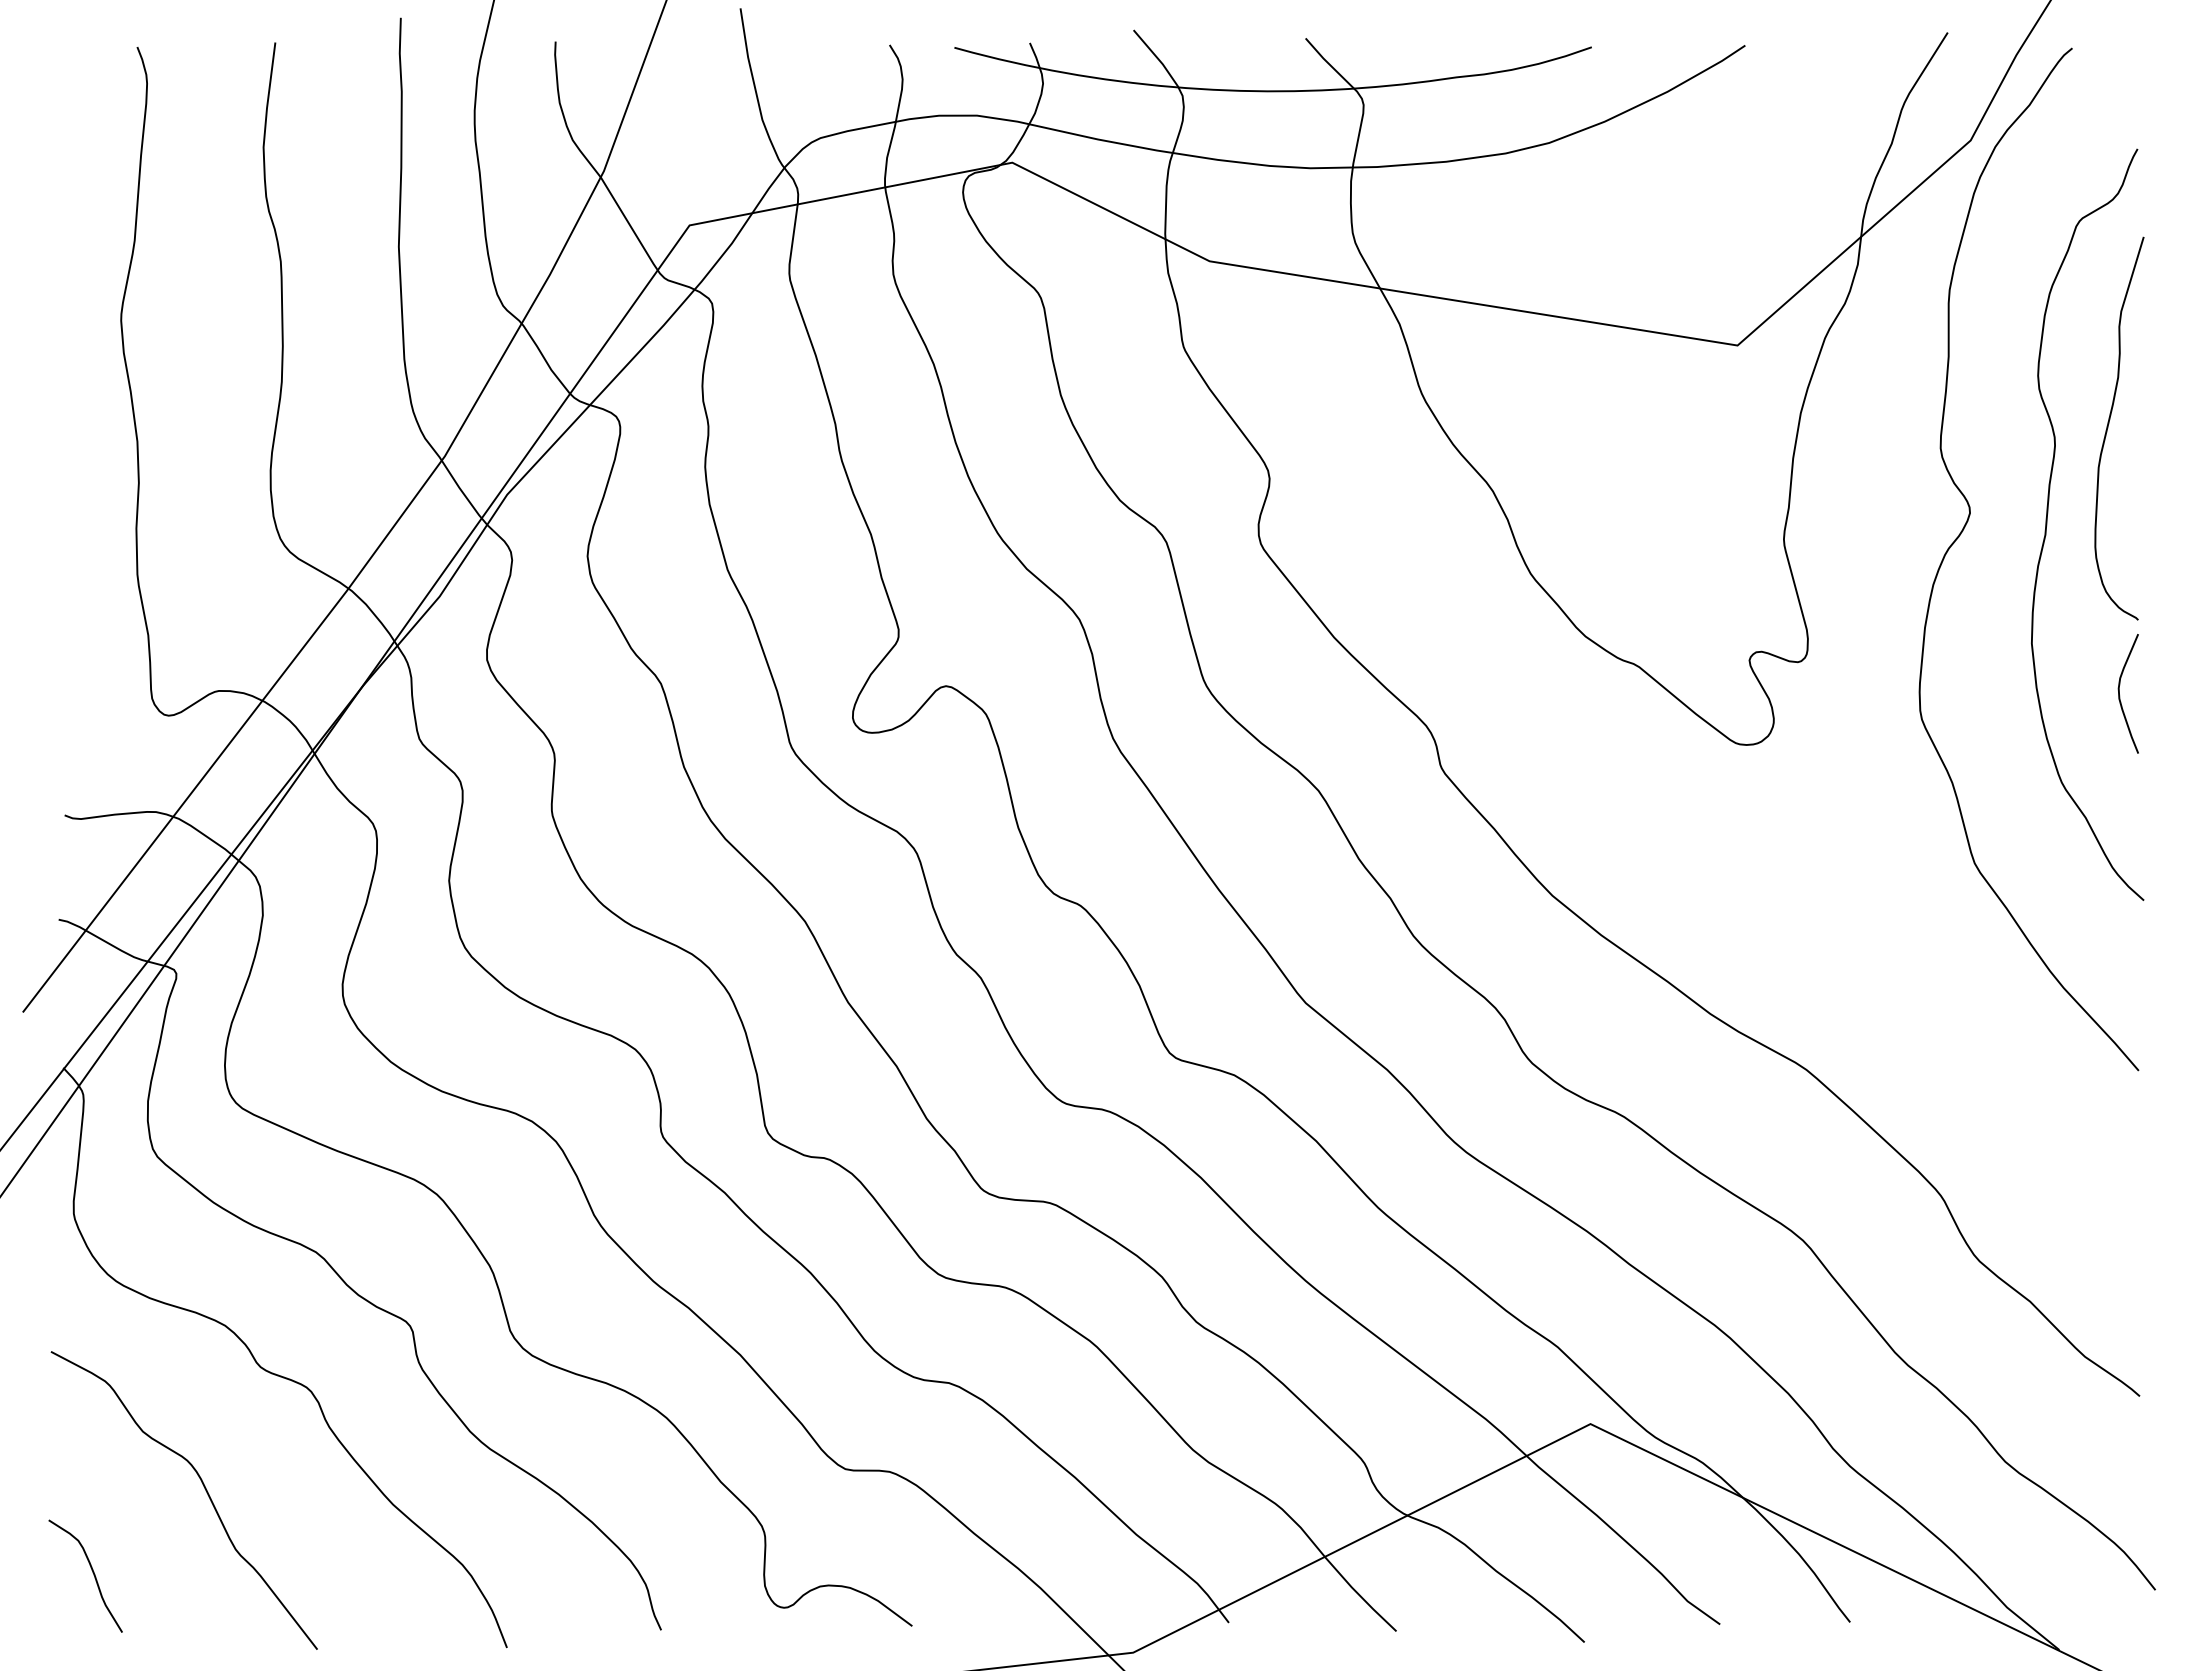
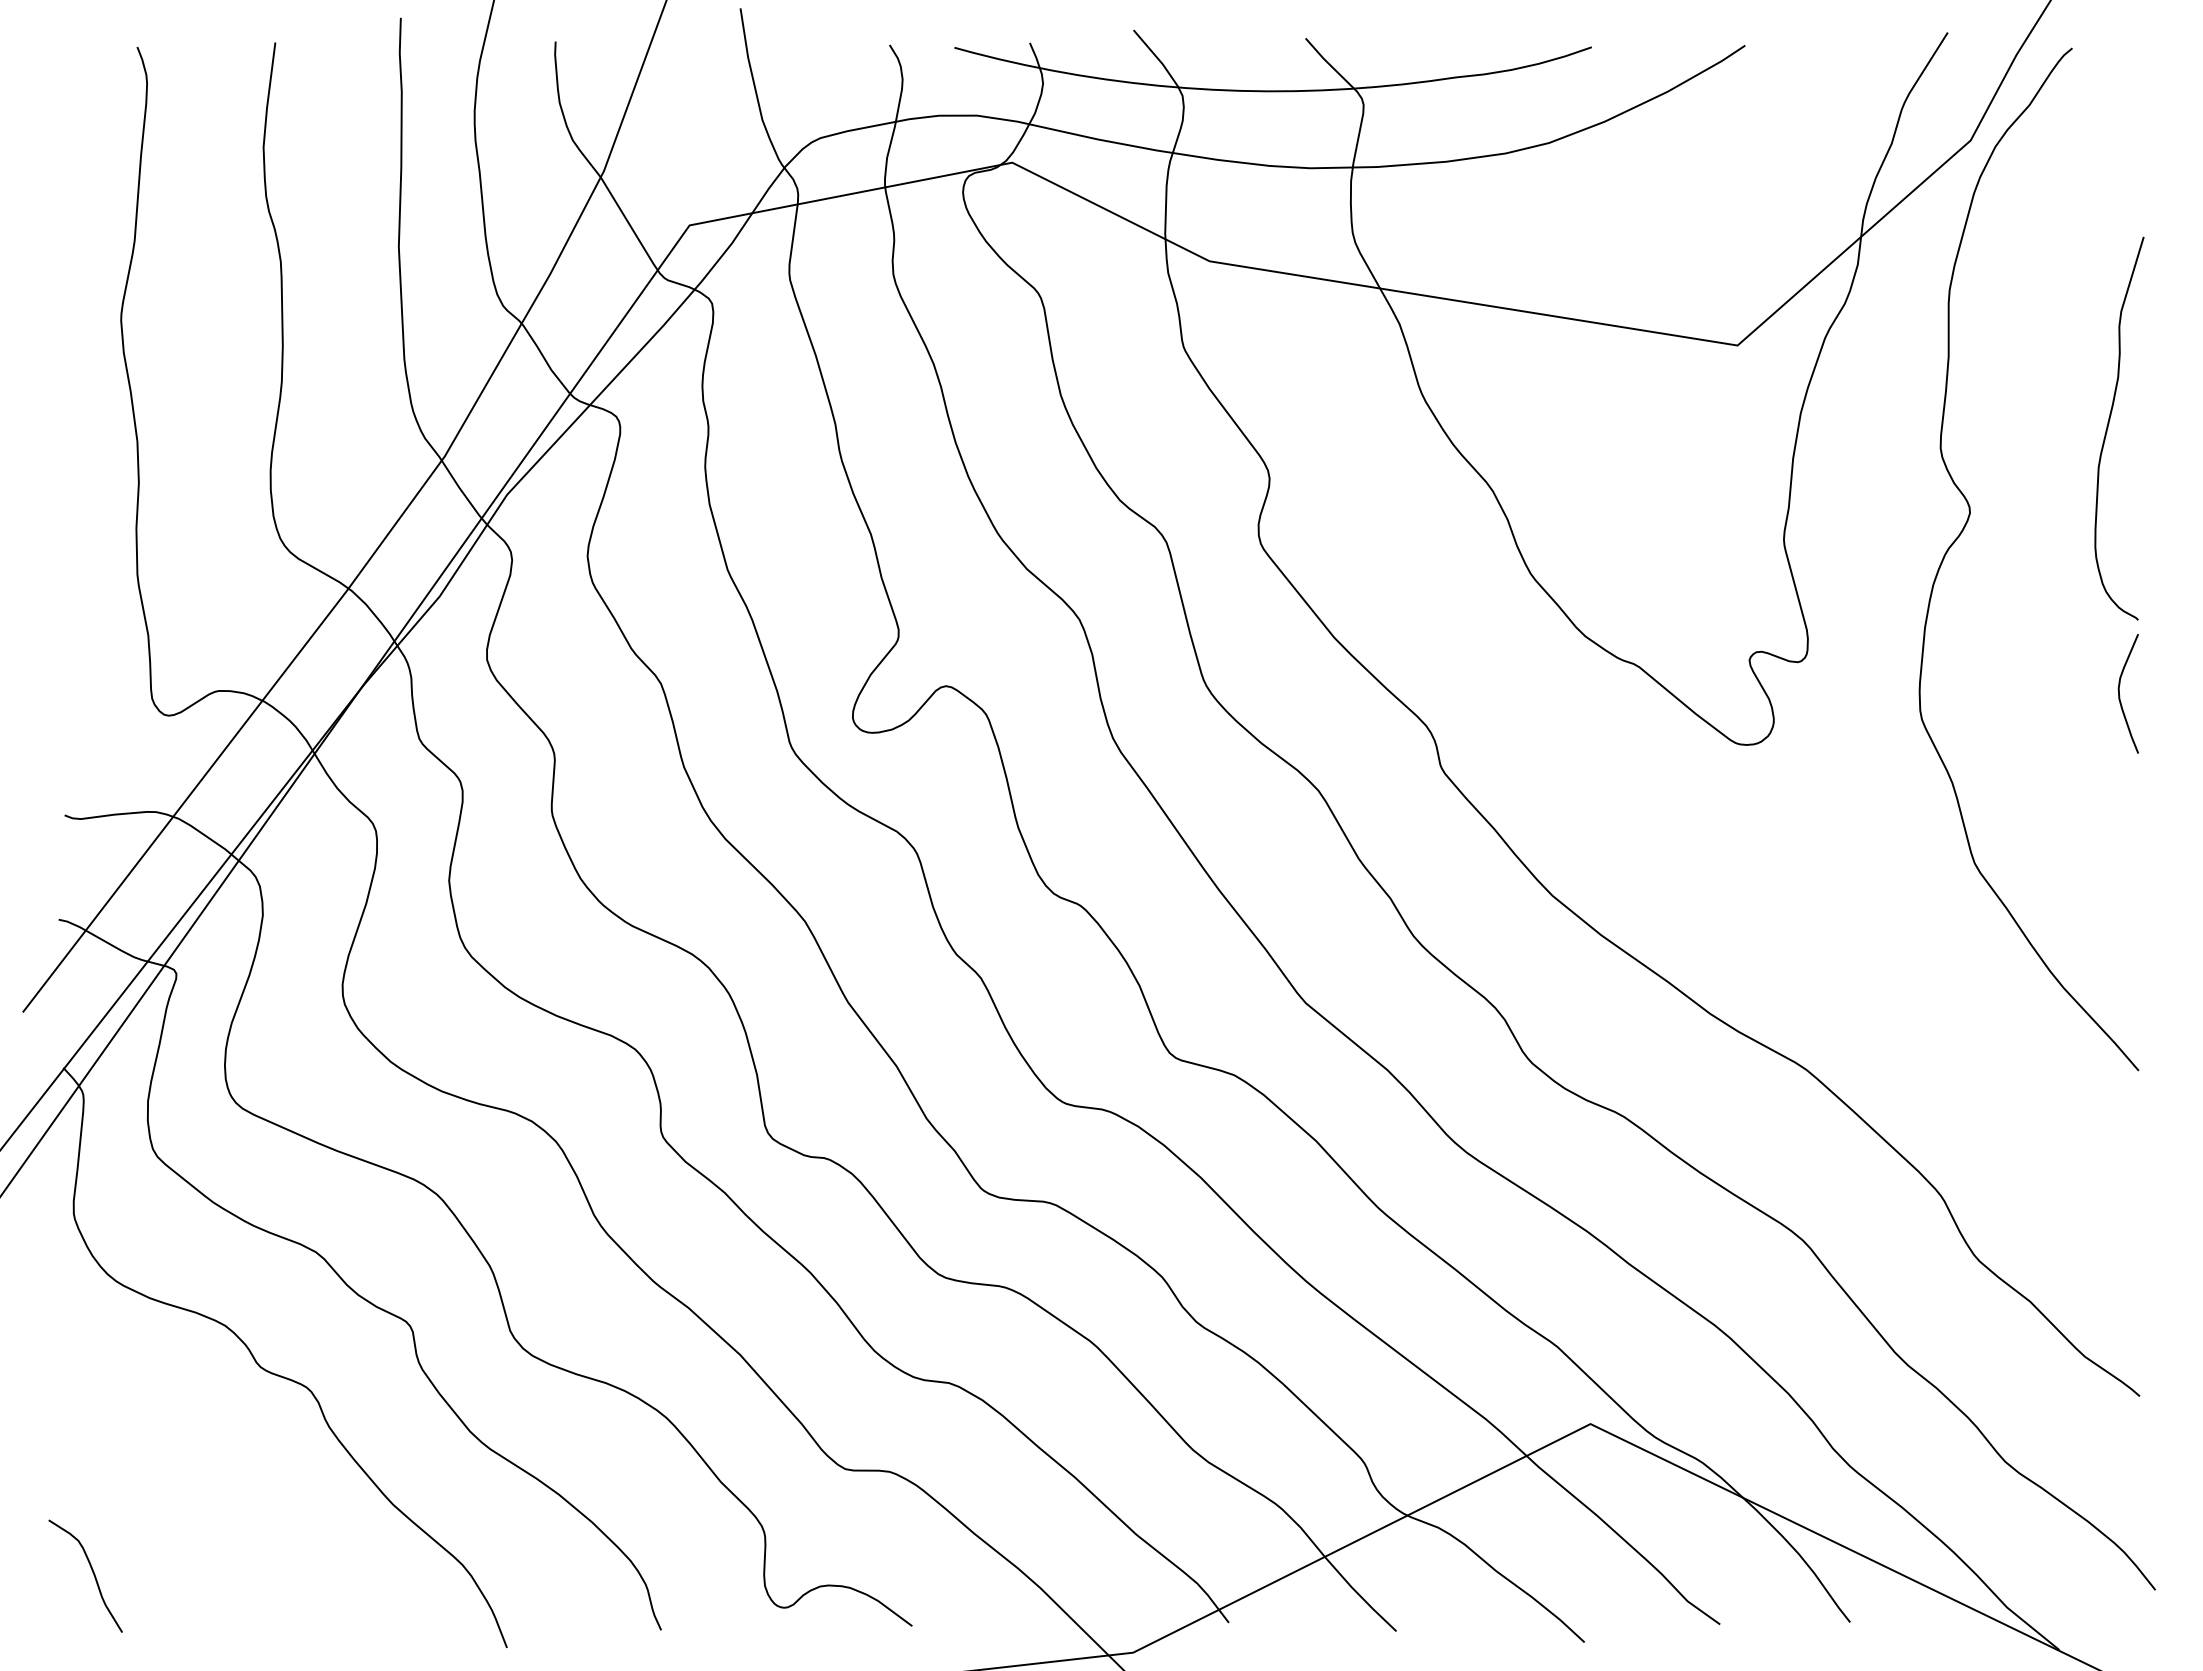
curve: present -> none (2047, 524)
curve: present -> none (205, 1491)
